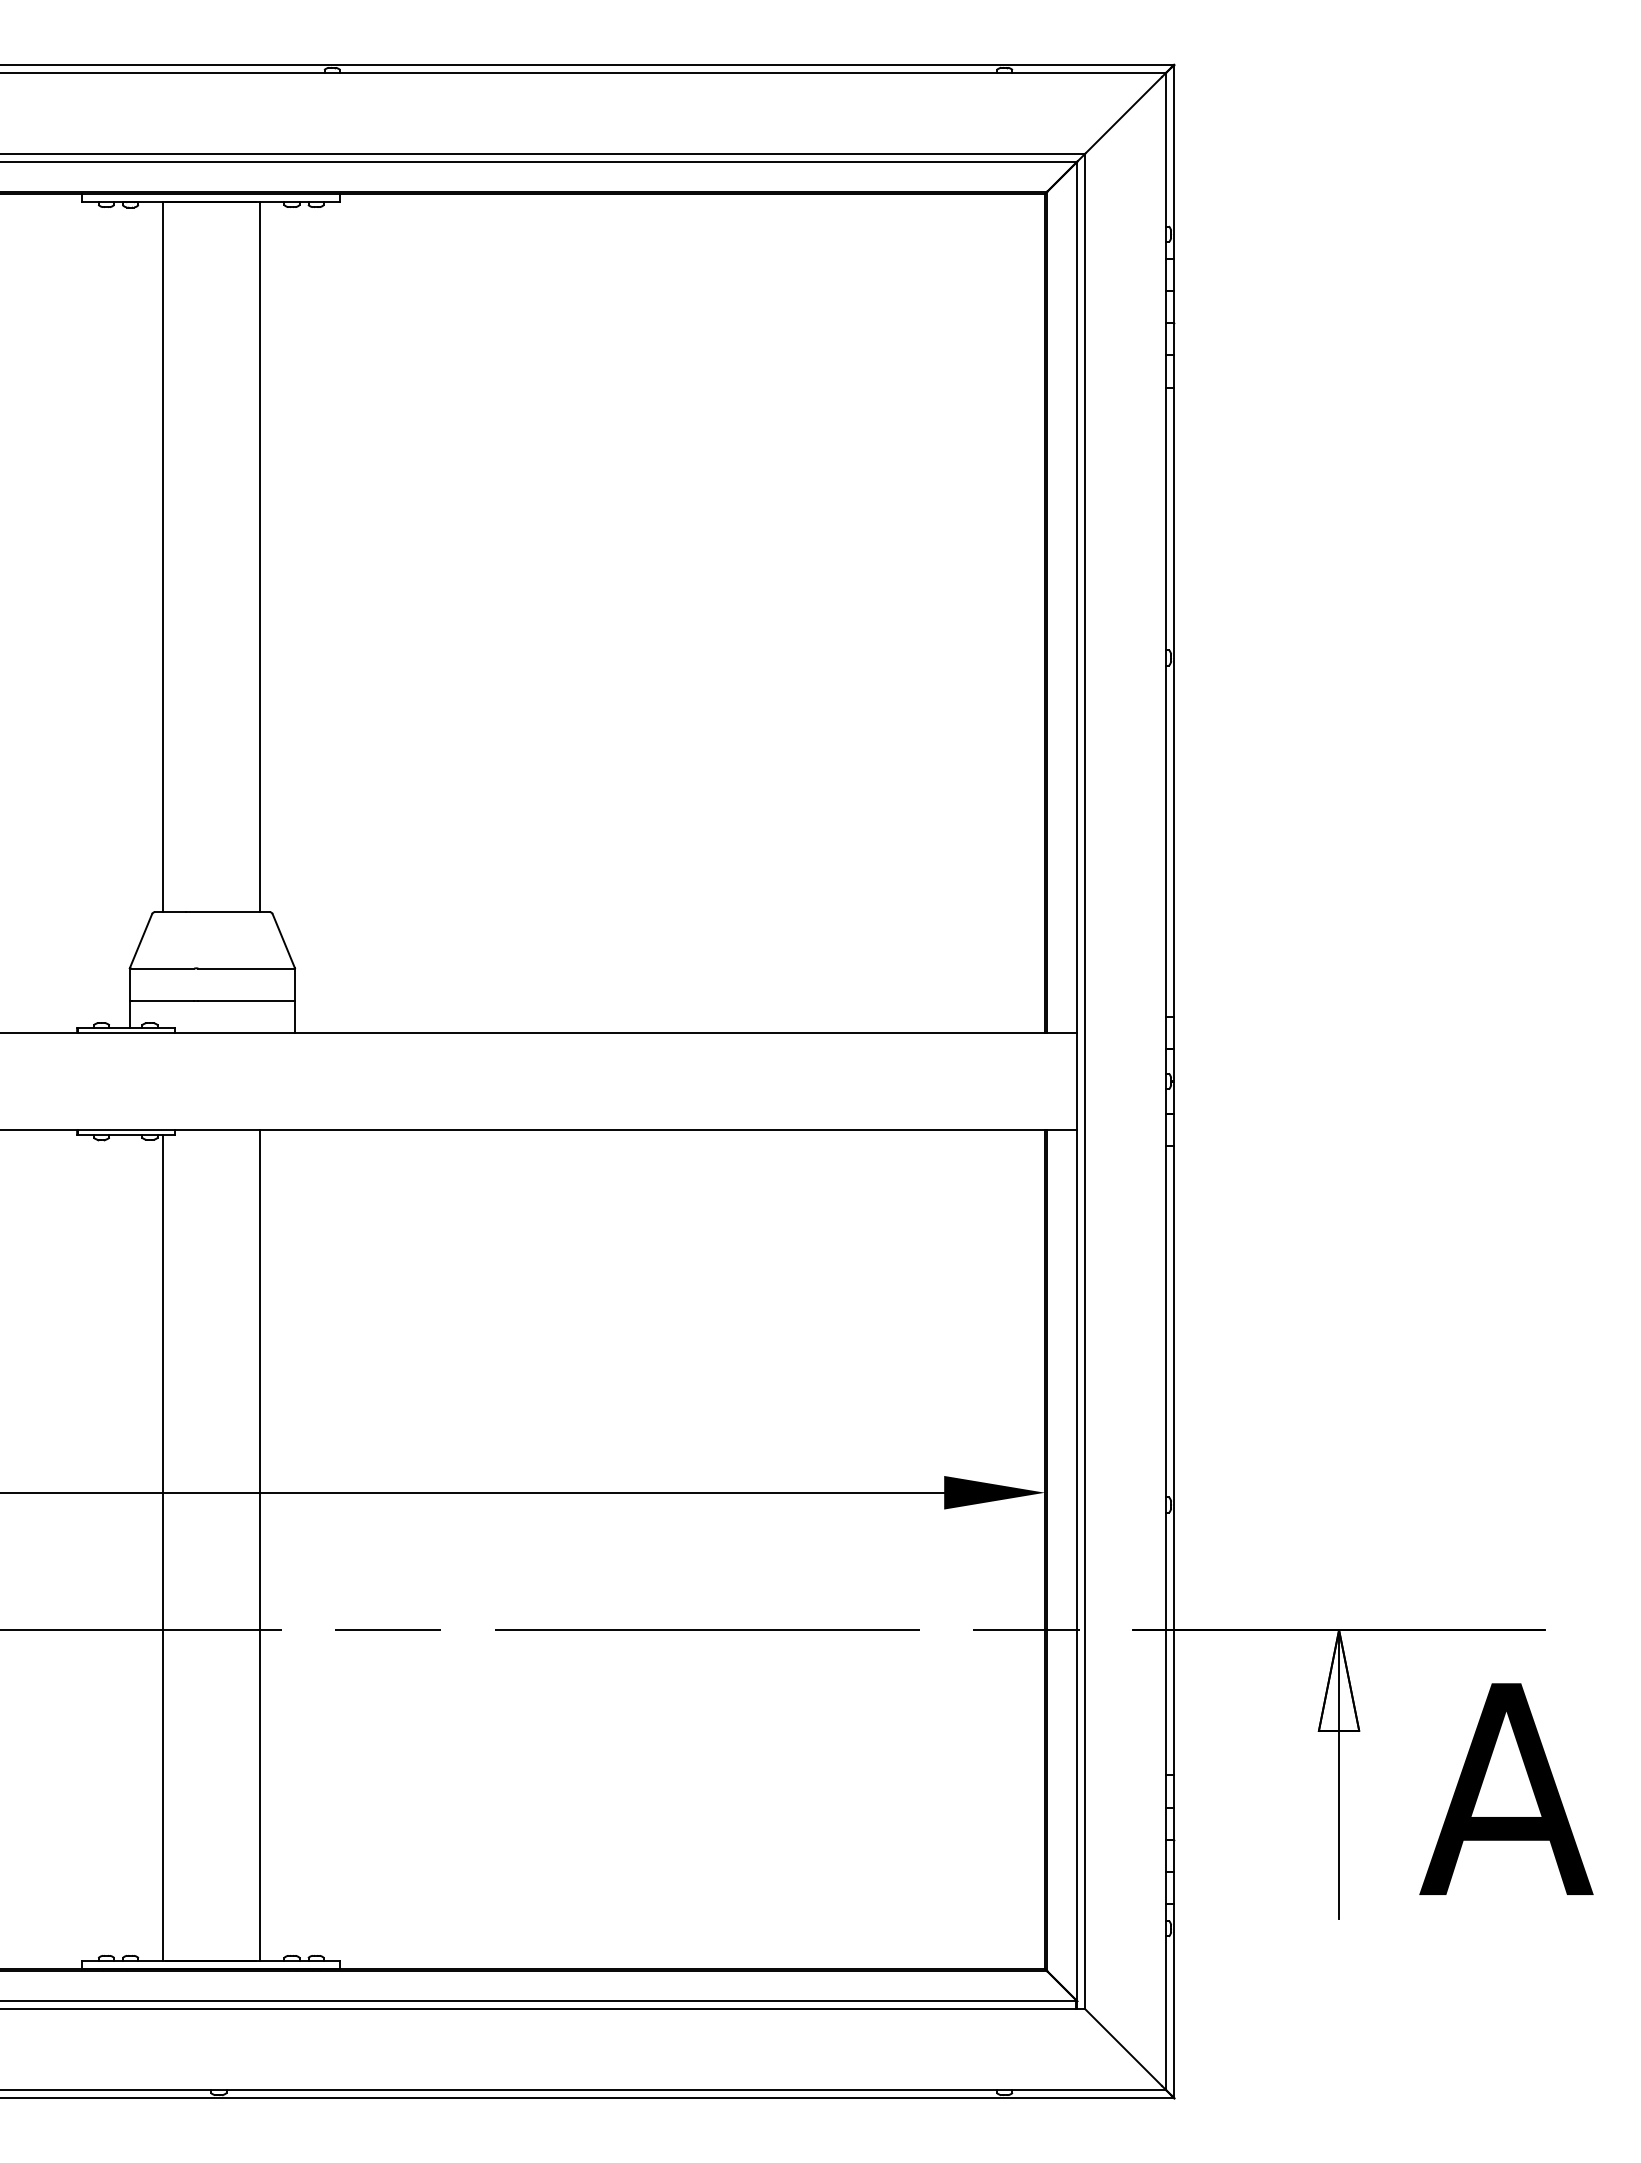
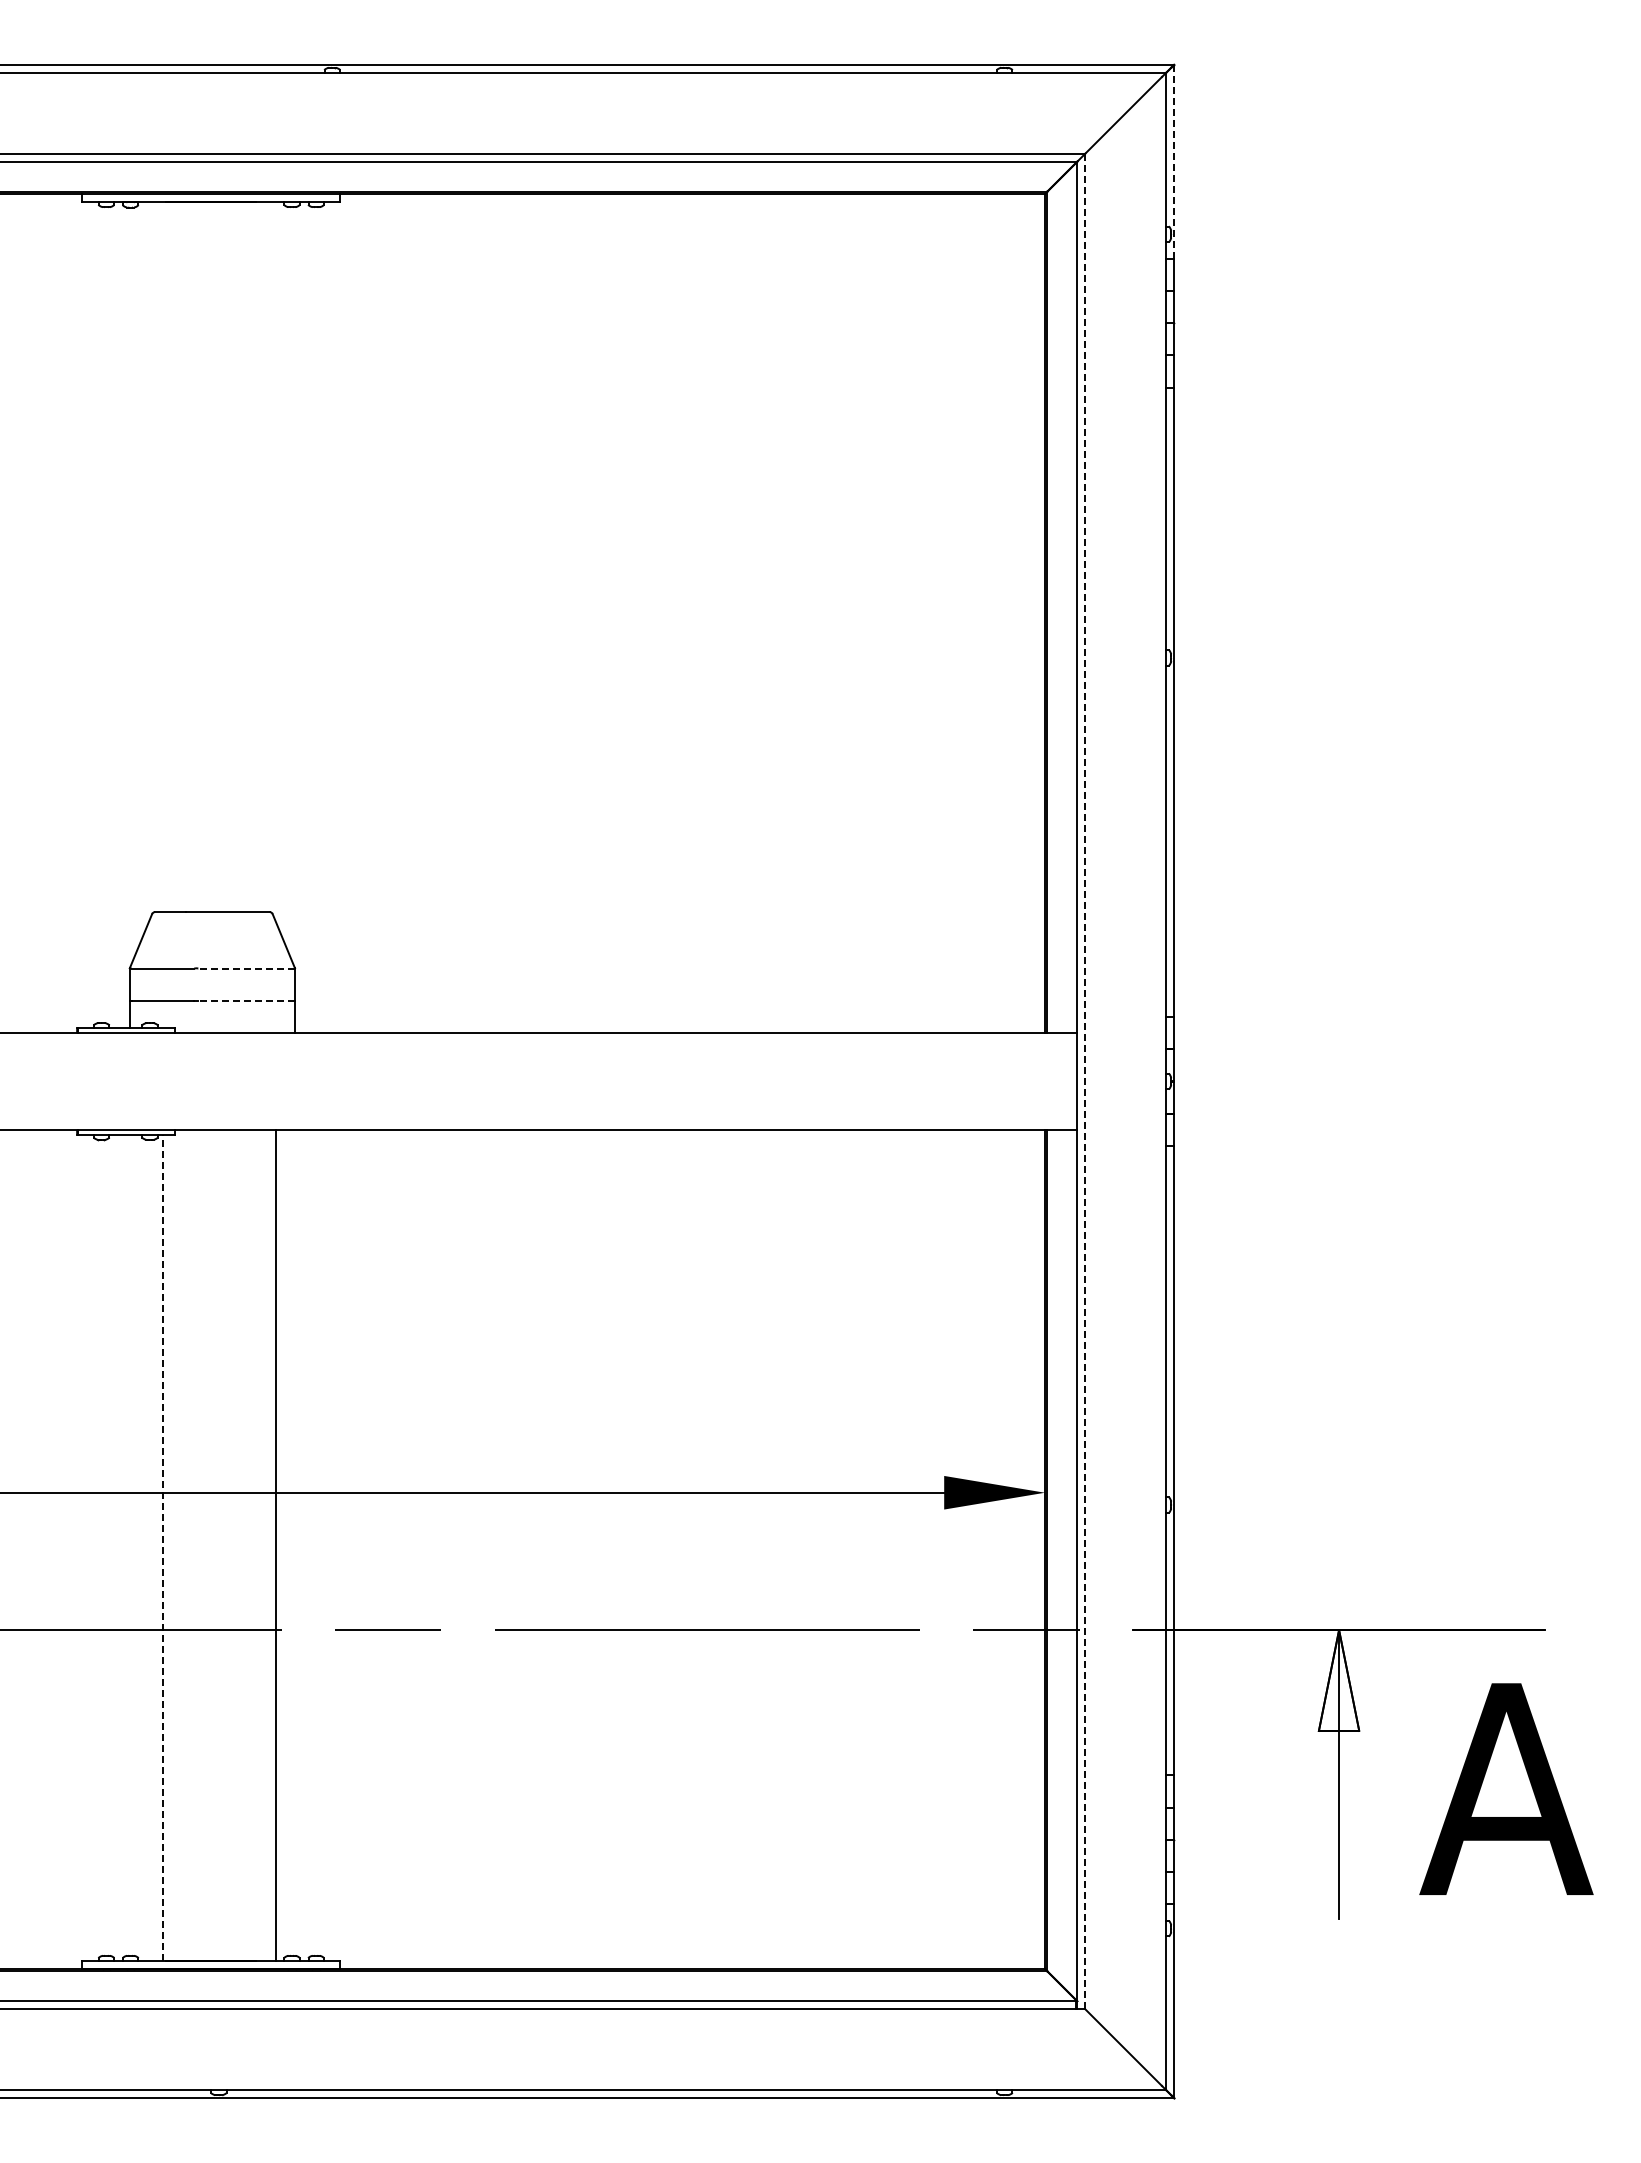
line: solid -> dashed (1174, 161)
line: present -> none (162, 557)
line: present -> none (259, 557)
line: solid -> dashed (246, 968)
line: solid -> dashed (246, 1000)
line: solid -> dashed (1085, 1081)
line position: (259, 1544) -> (275, 1544) (275, 1544)
line: solid -> dashed (162, 1547)
